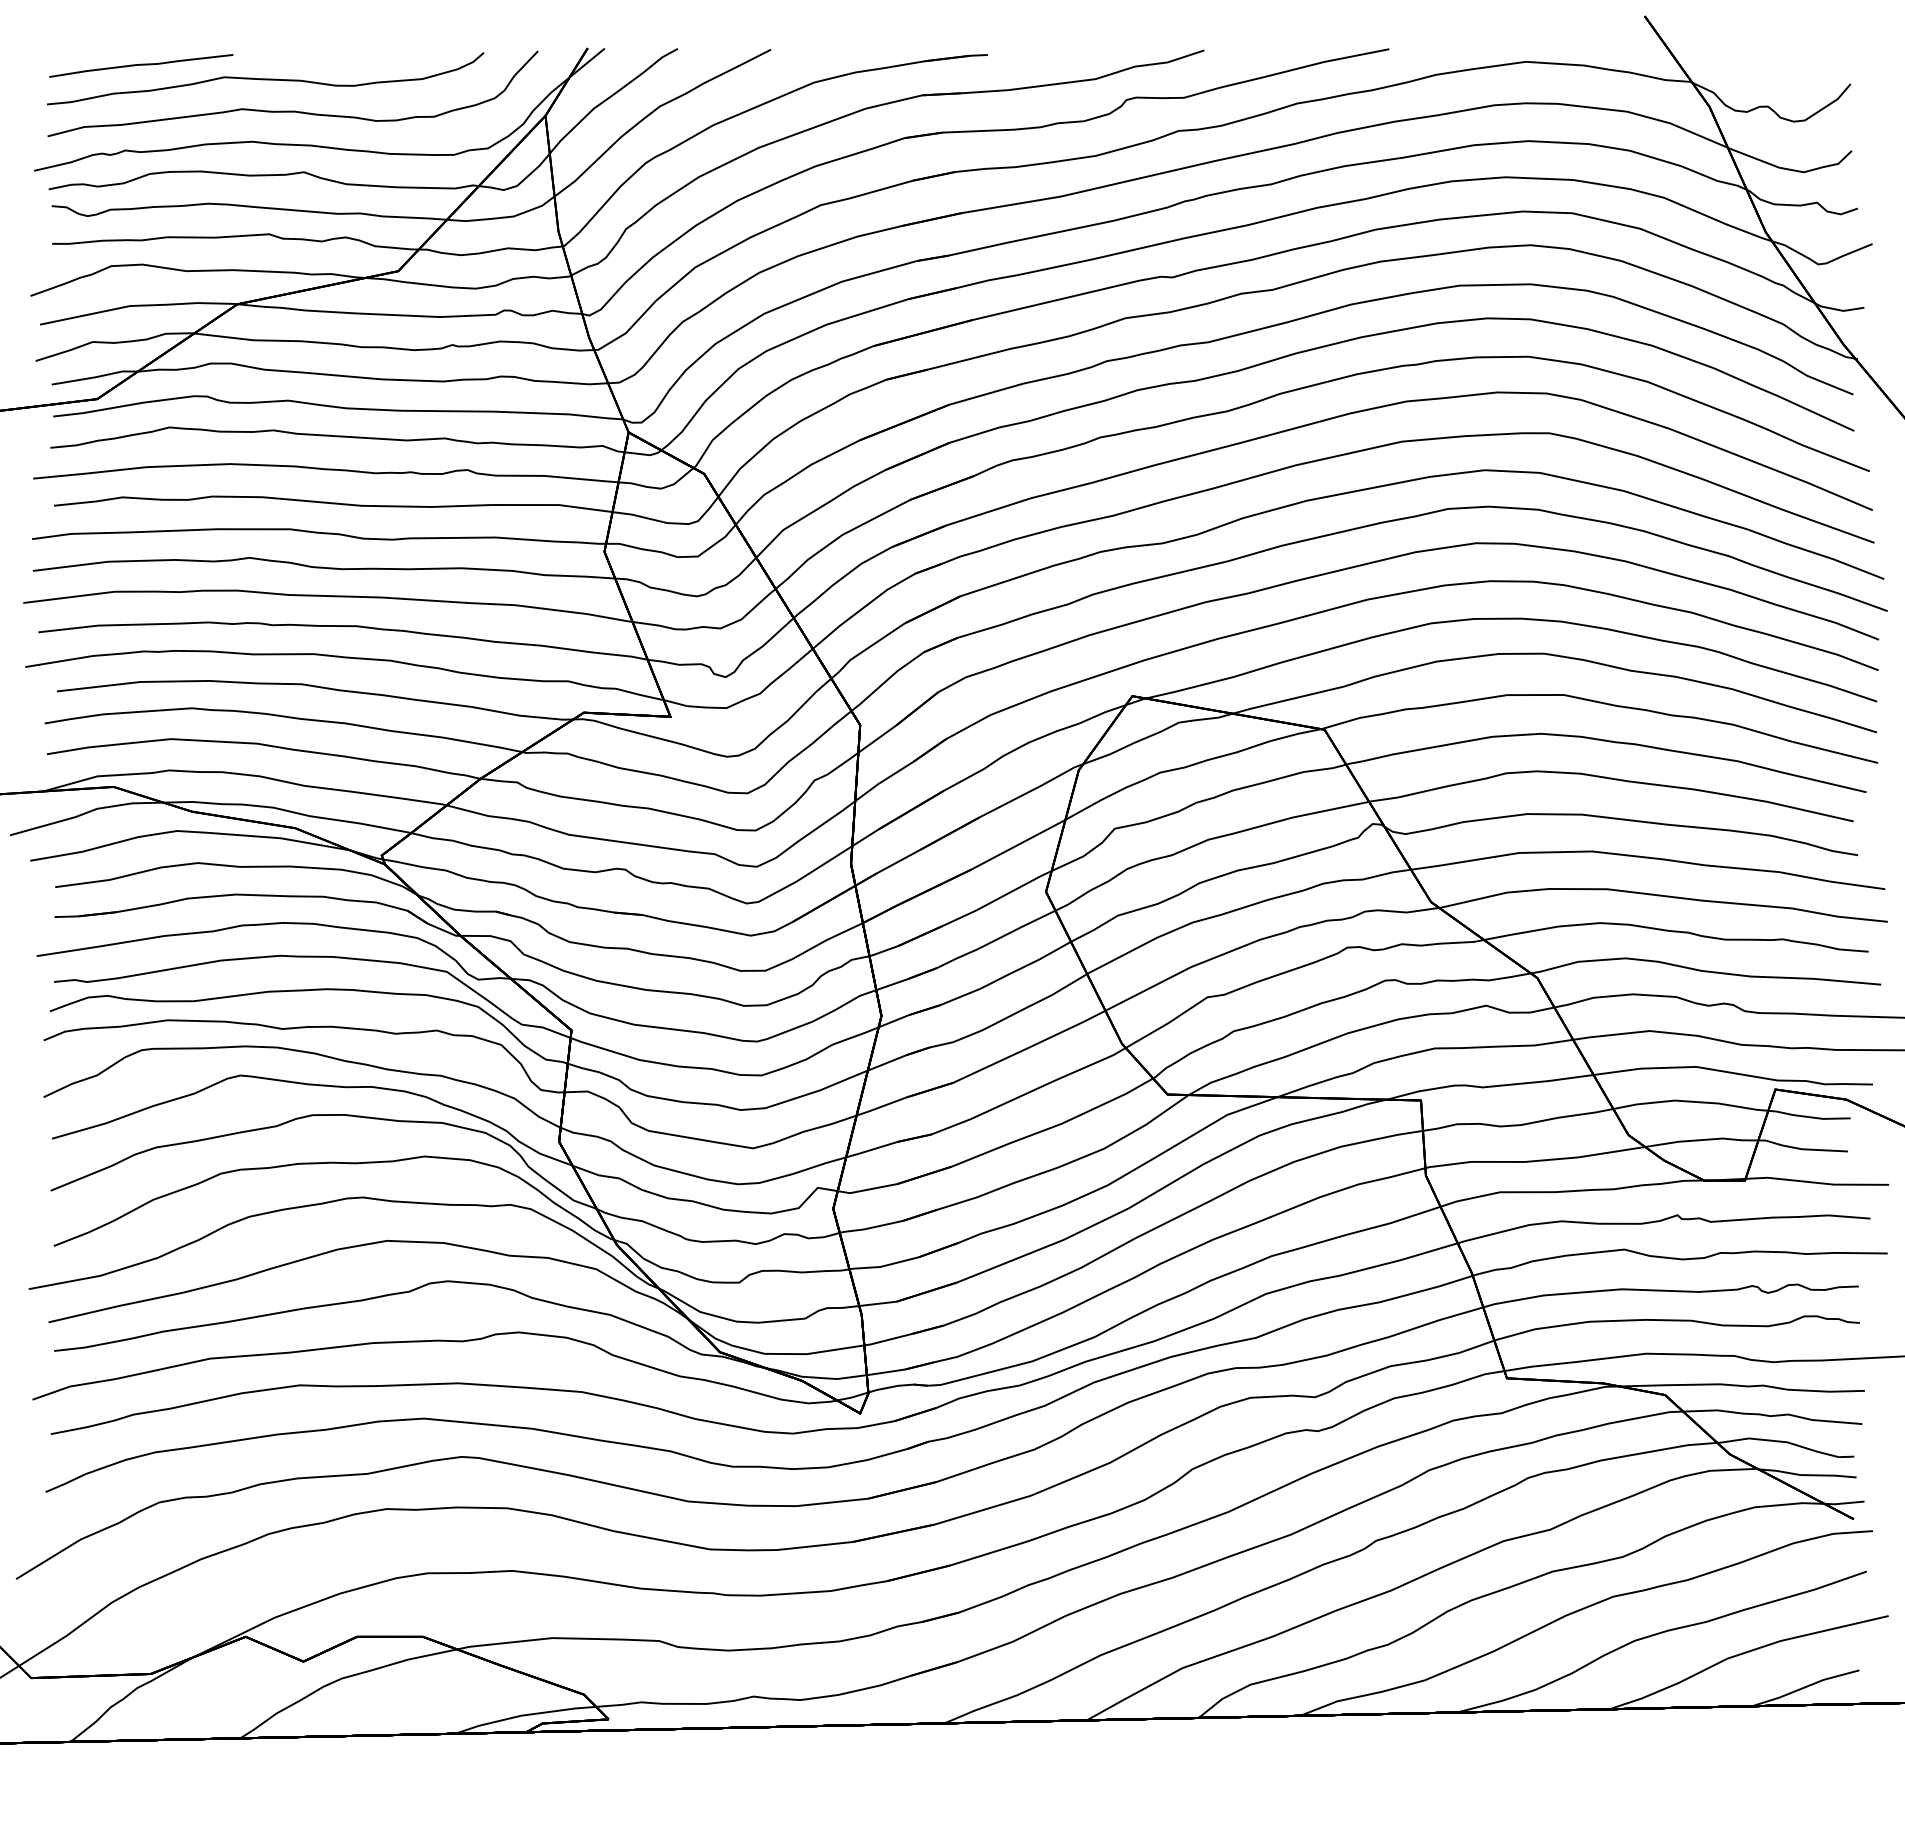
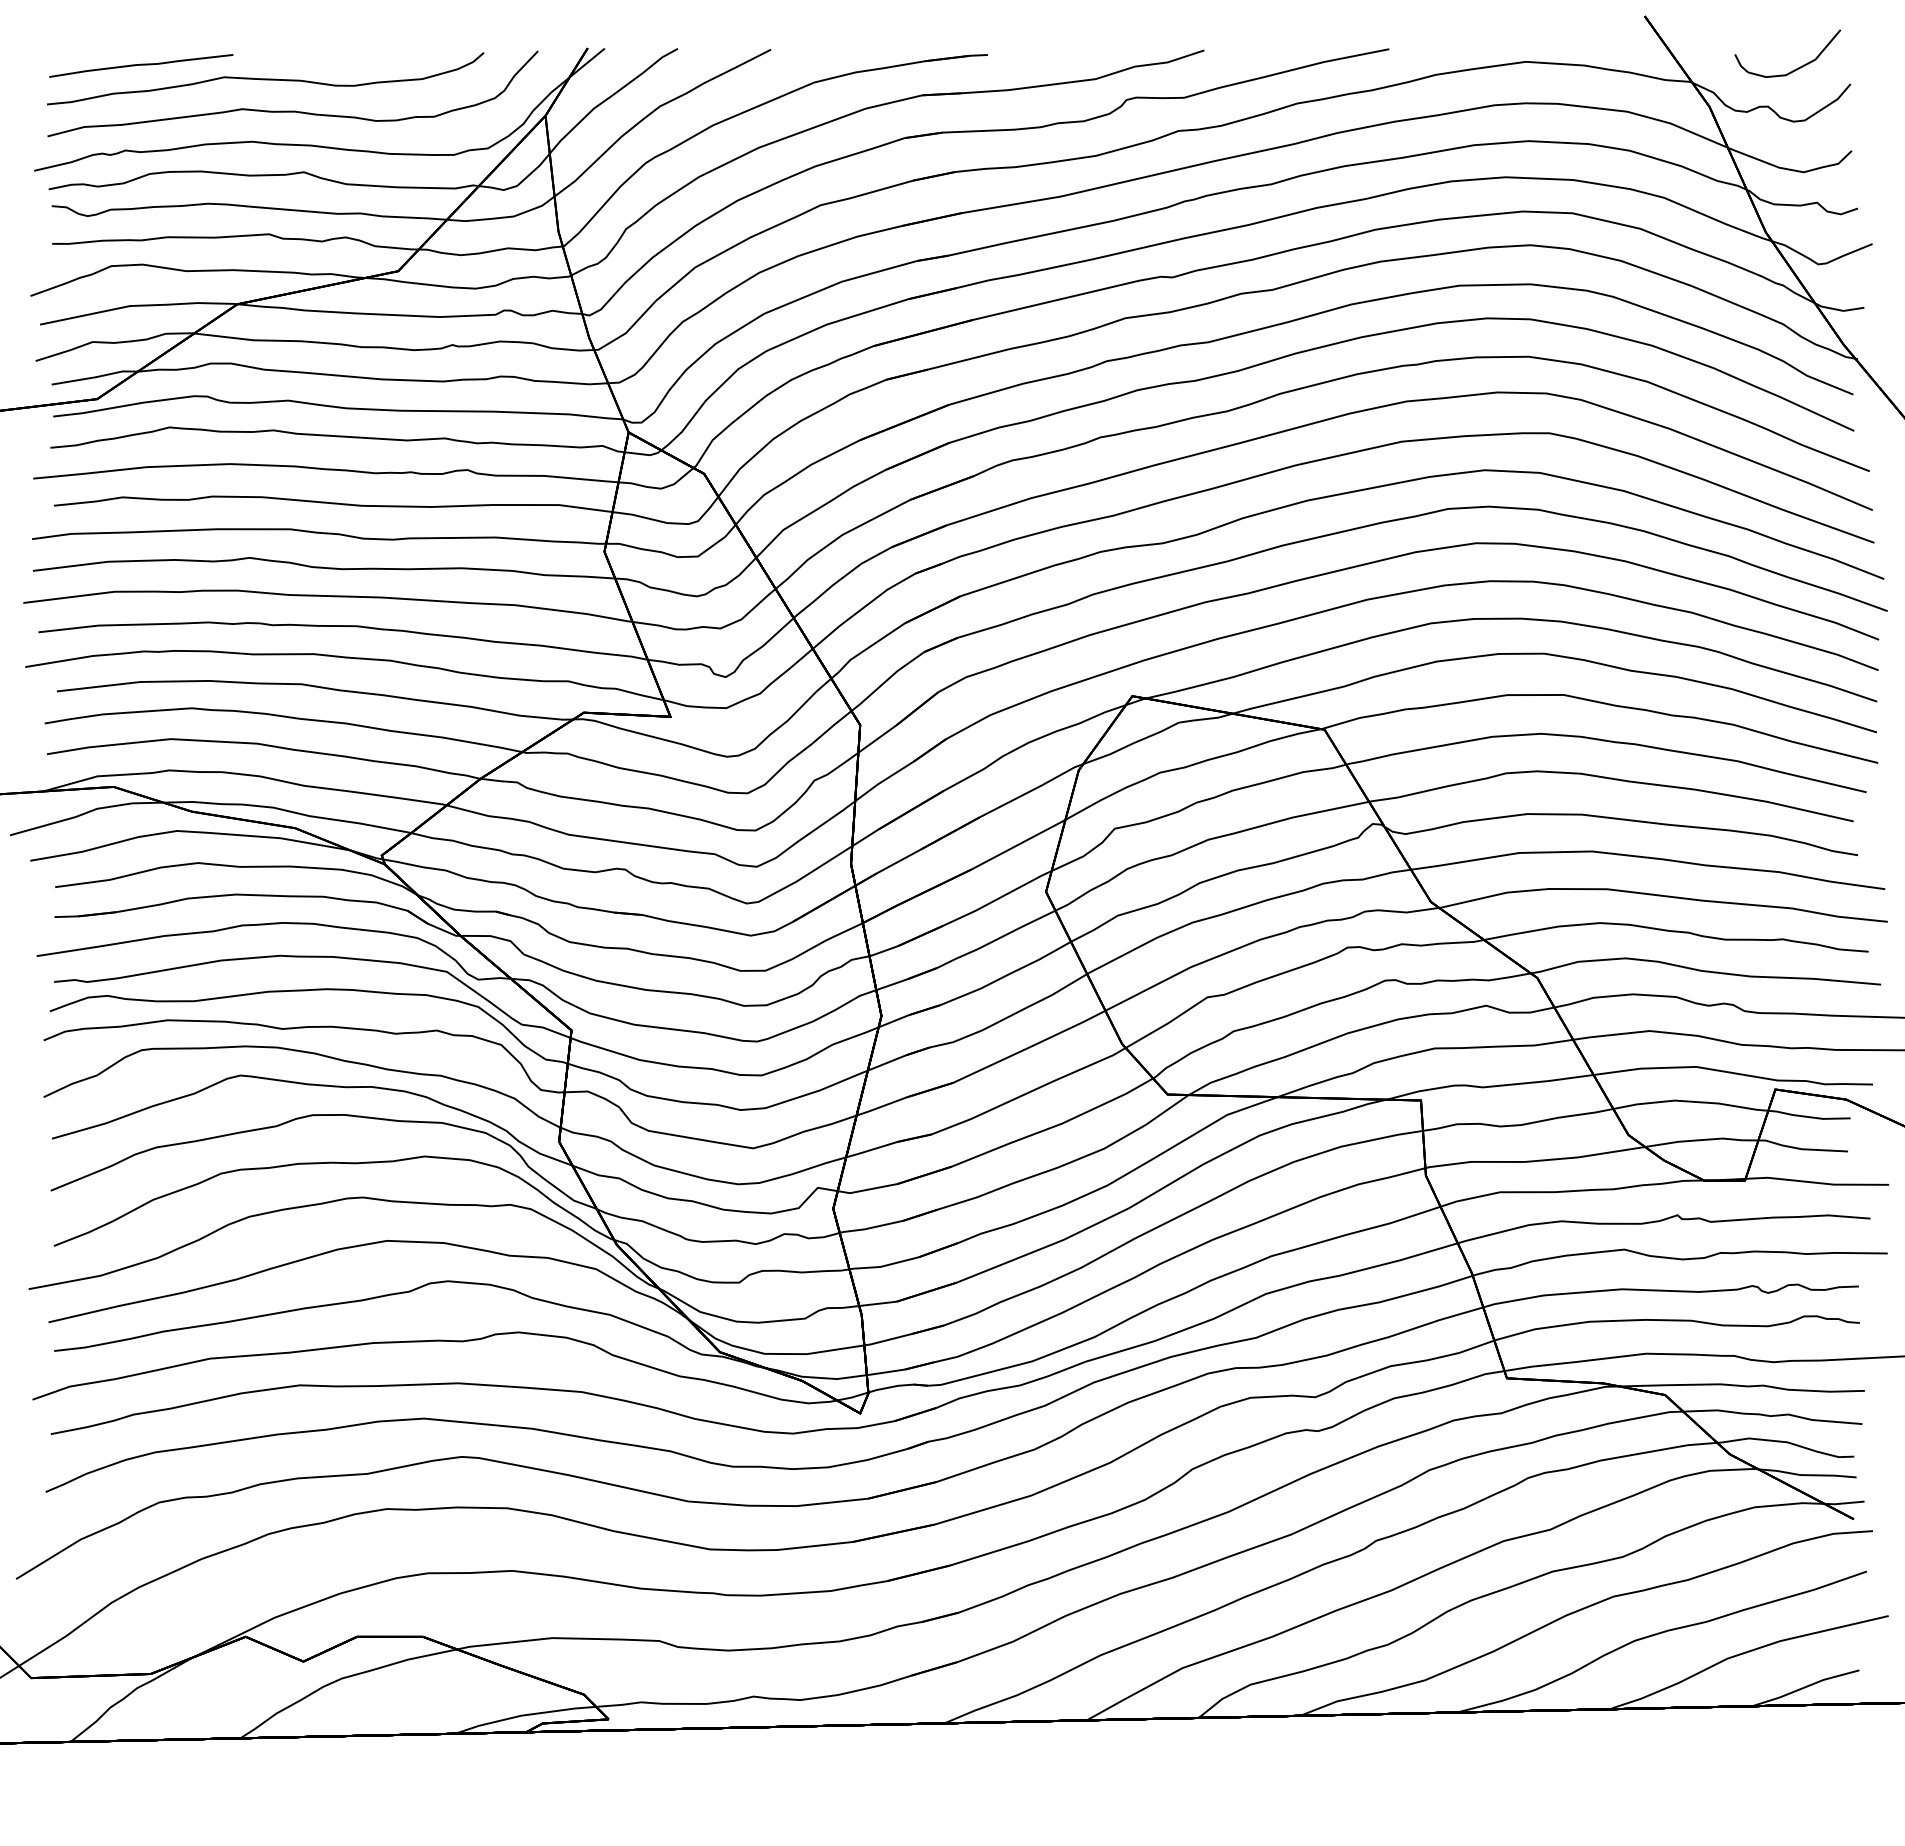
curve: none -> present (1794, 69)
